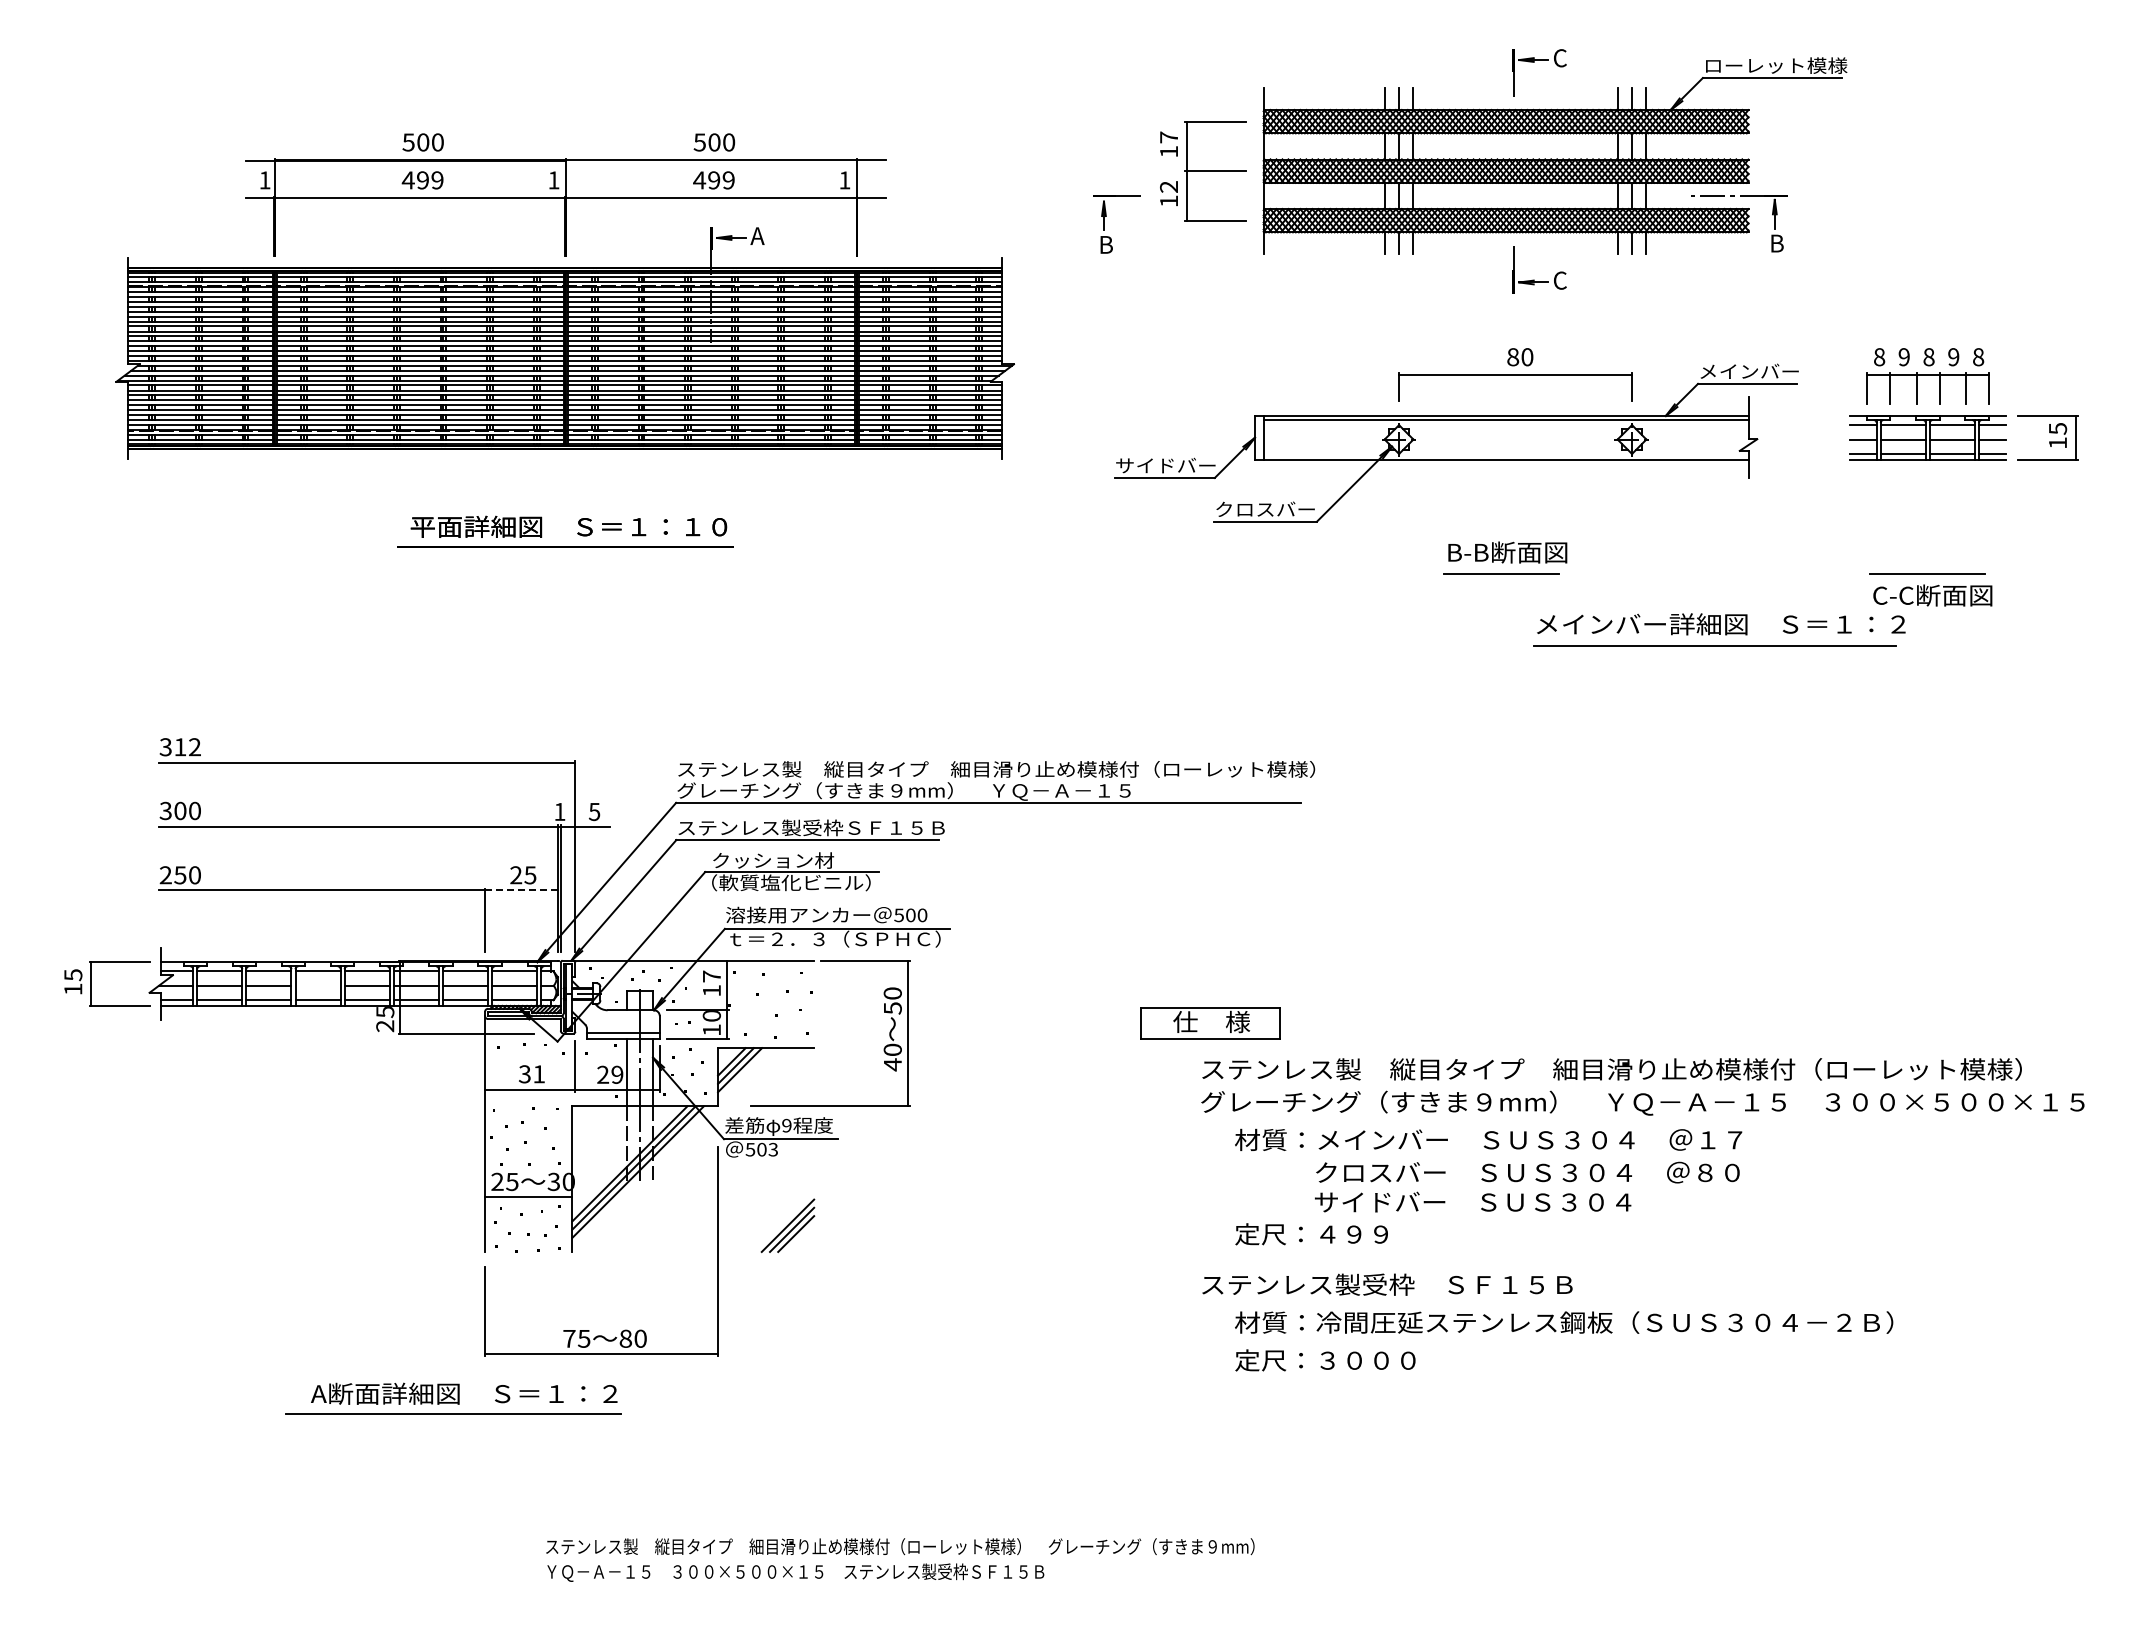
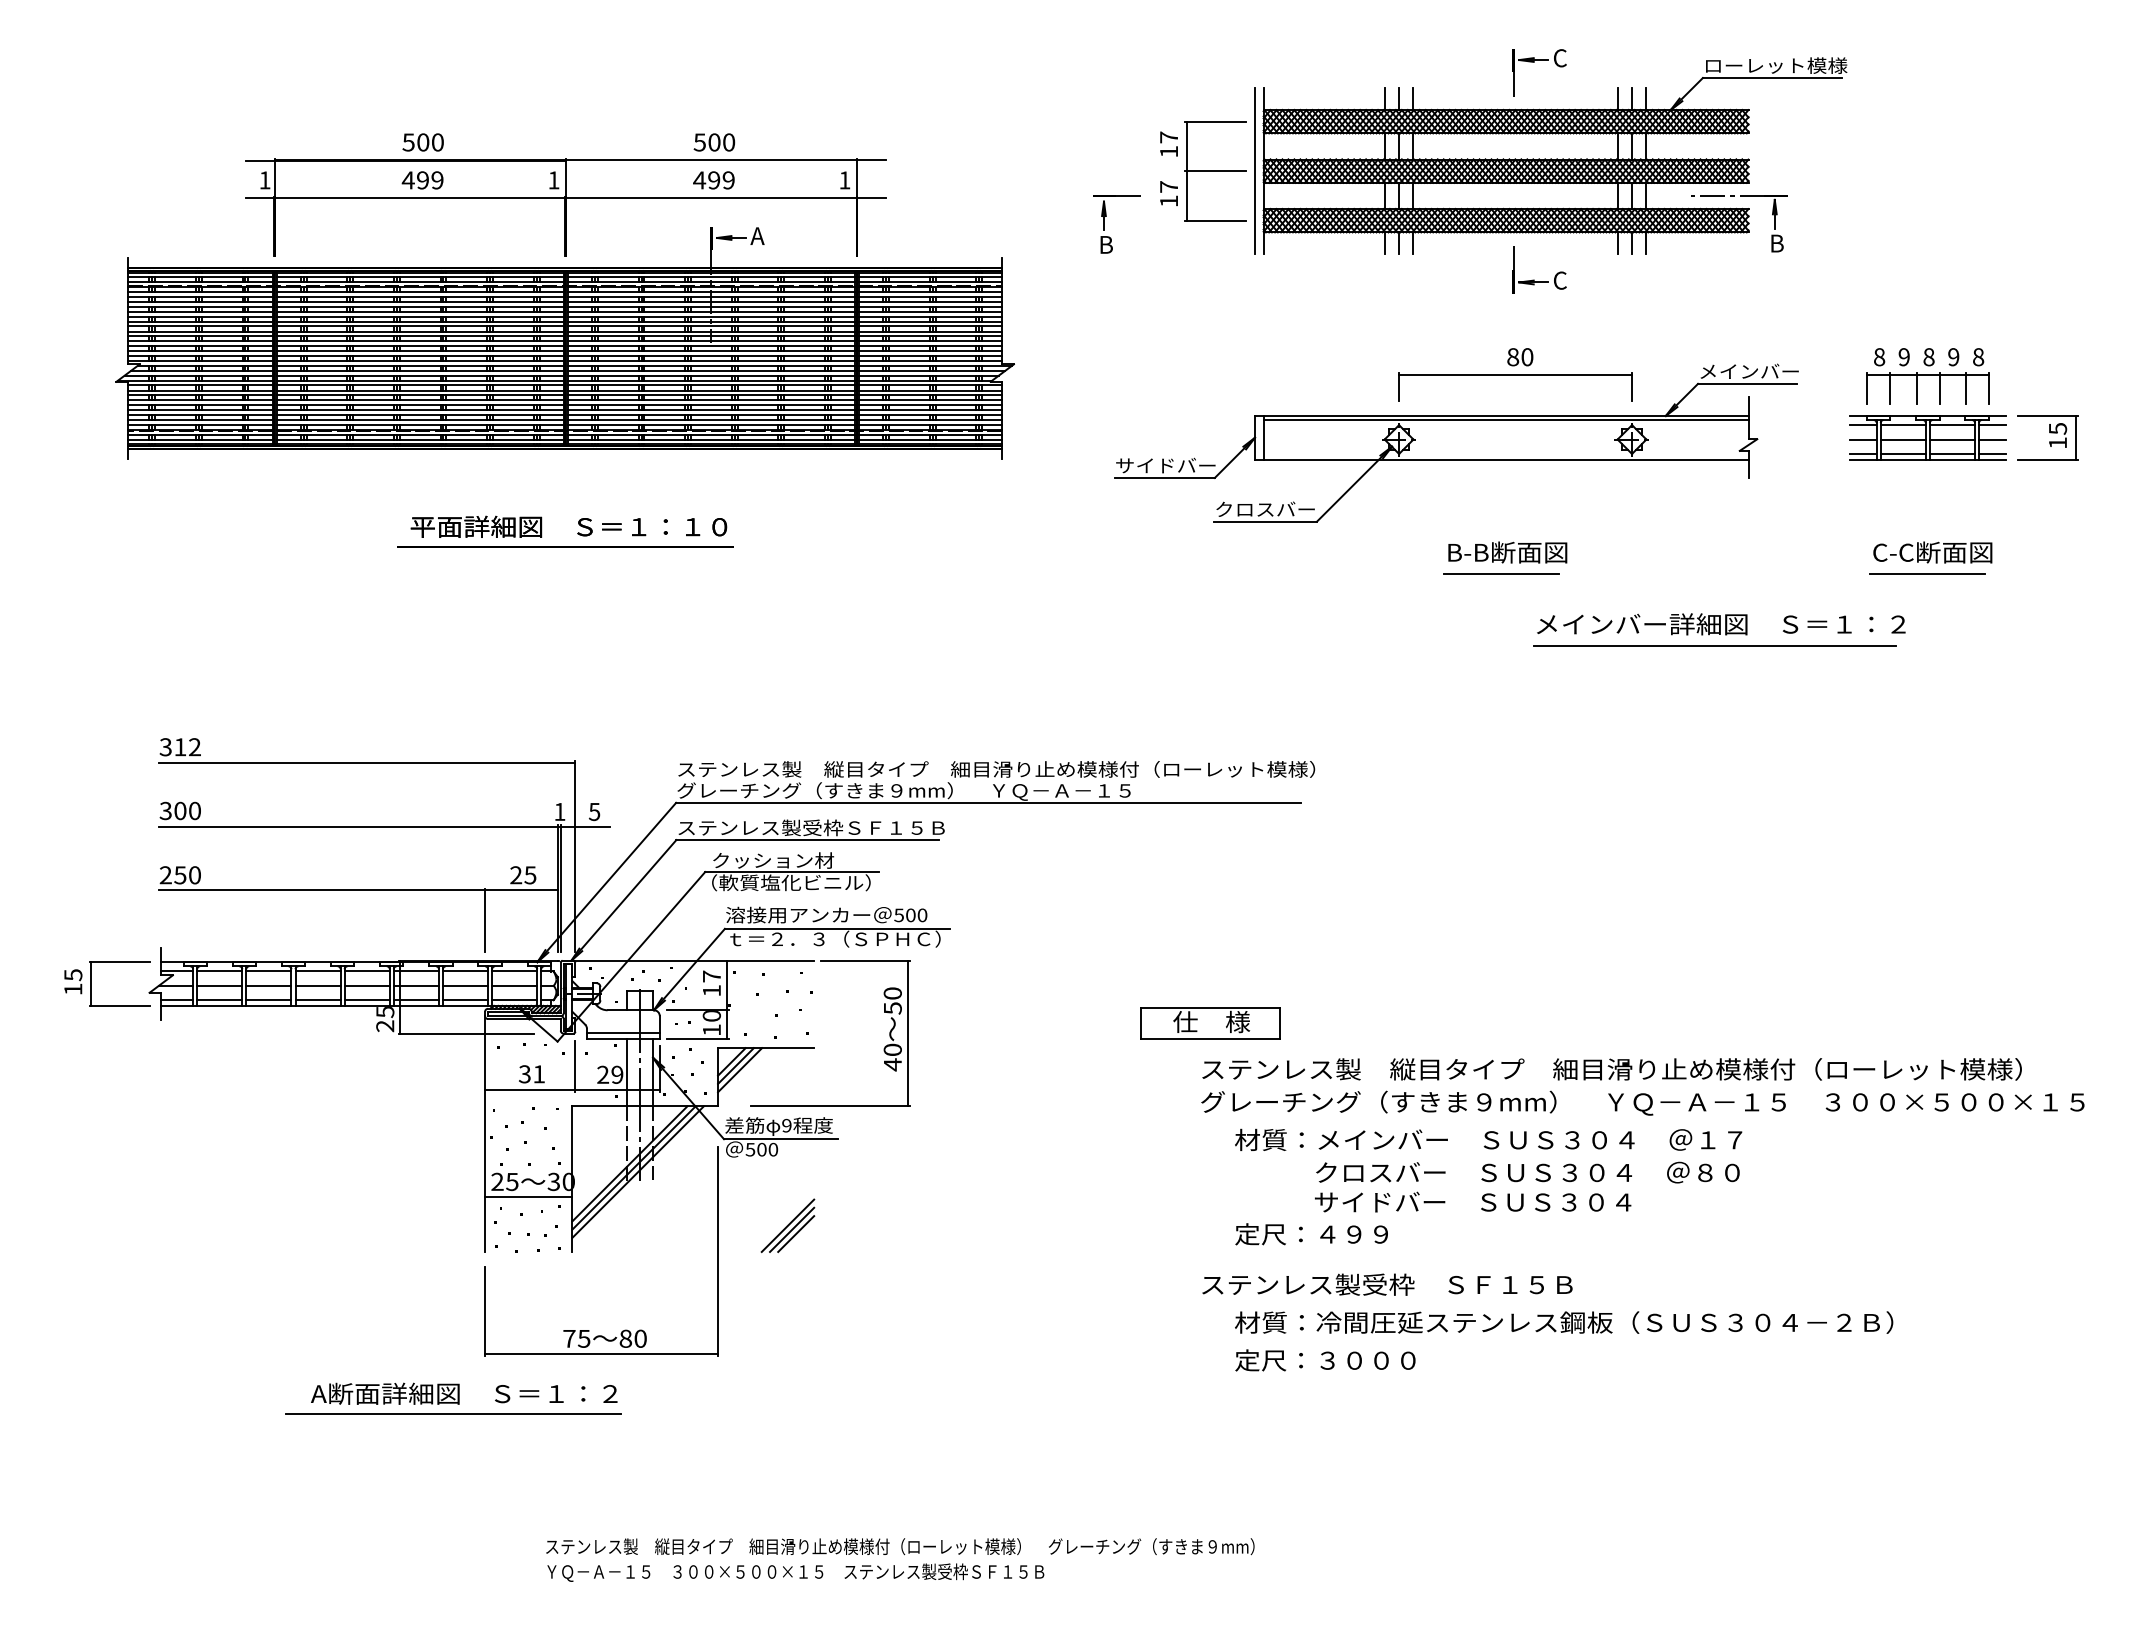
line: none -> present (1254, 170)
text: 12 -> 17 (1168, 186)
text position: (1932, 595) -> (1932, 552) (1932, 552)
line: dashed -> solid (521, 890)
line: none -> present (317, 985)
text: 503 -> 500 (773, 1149)
